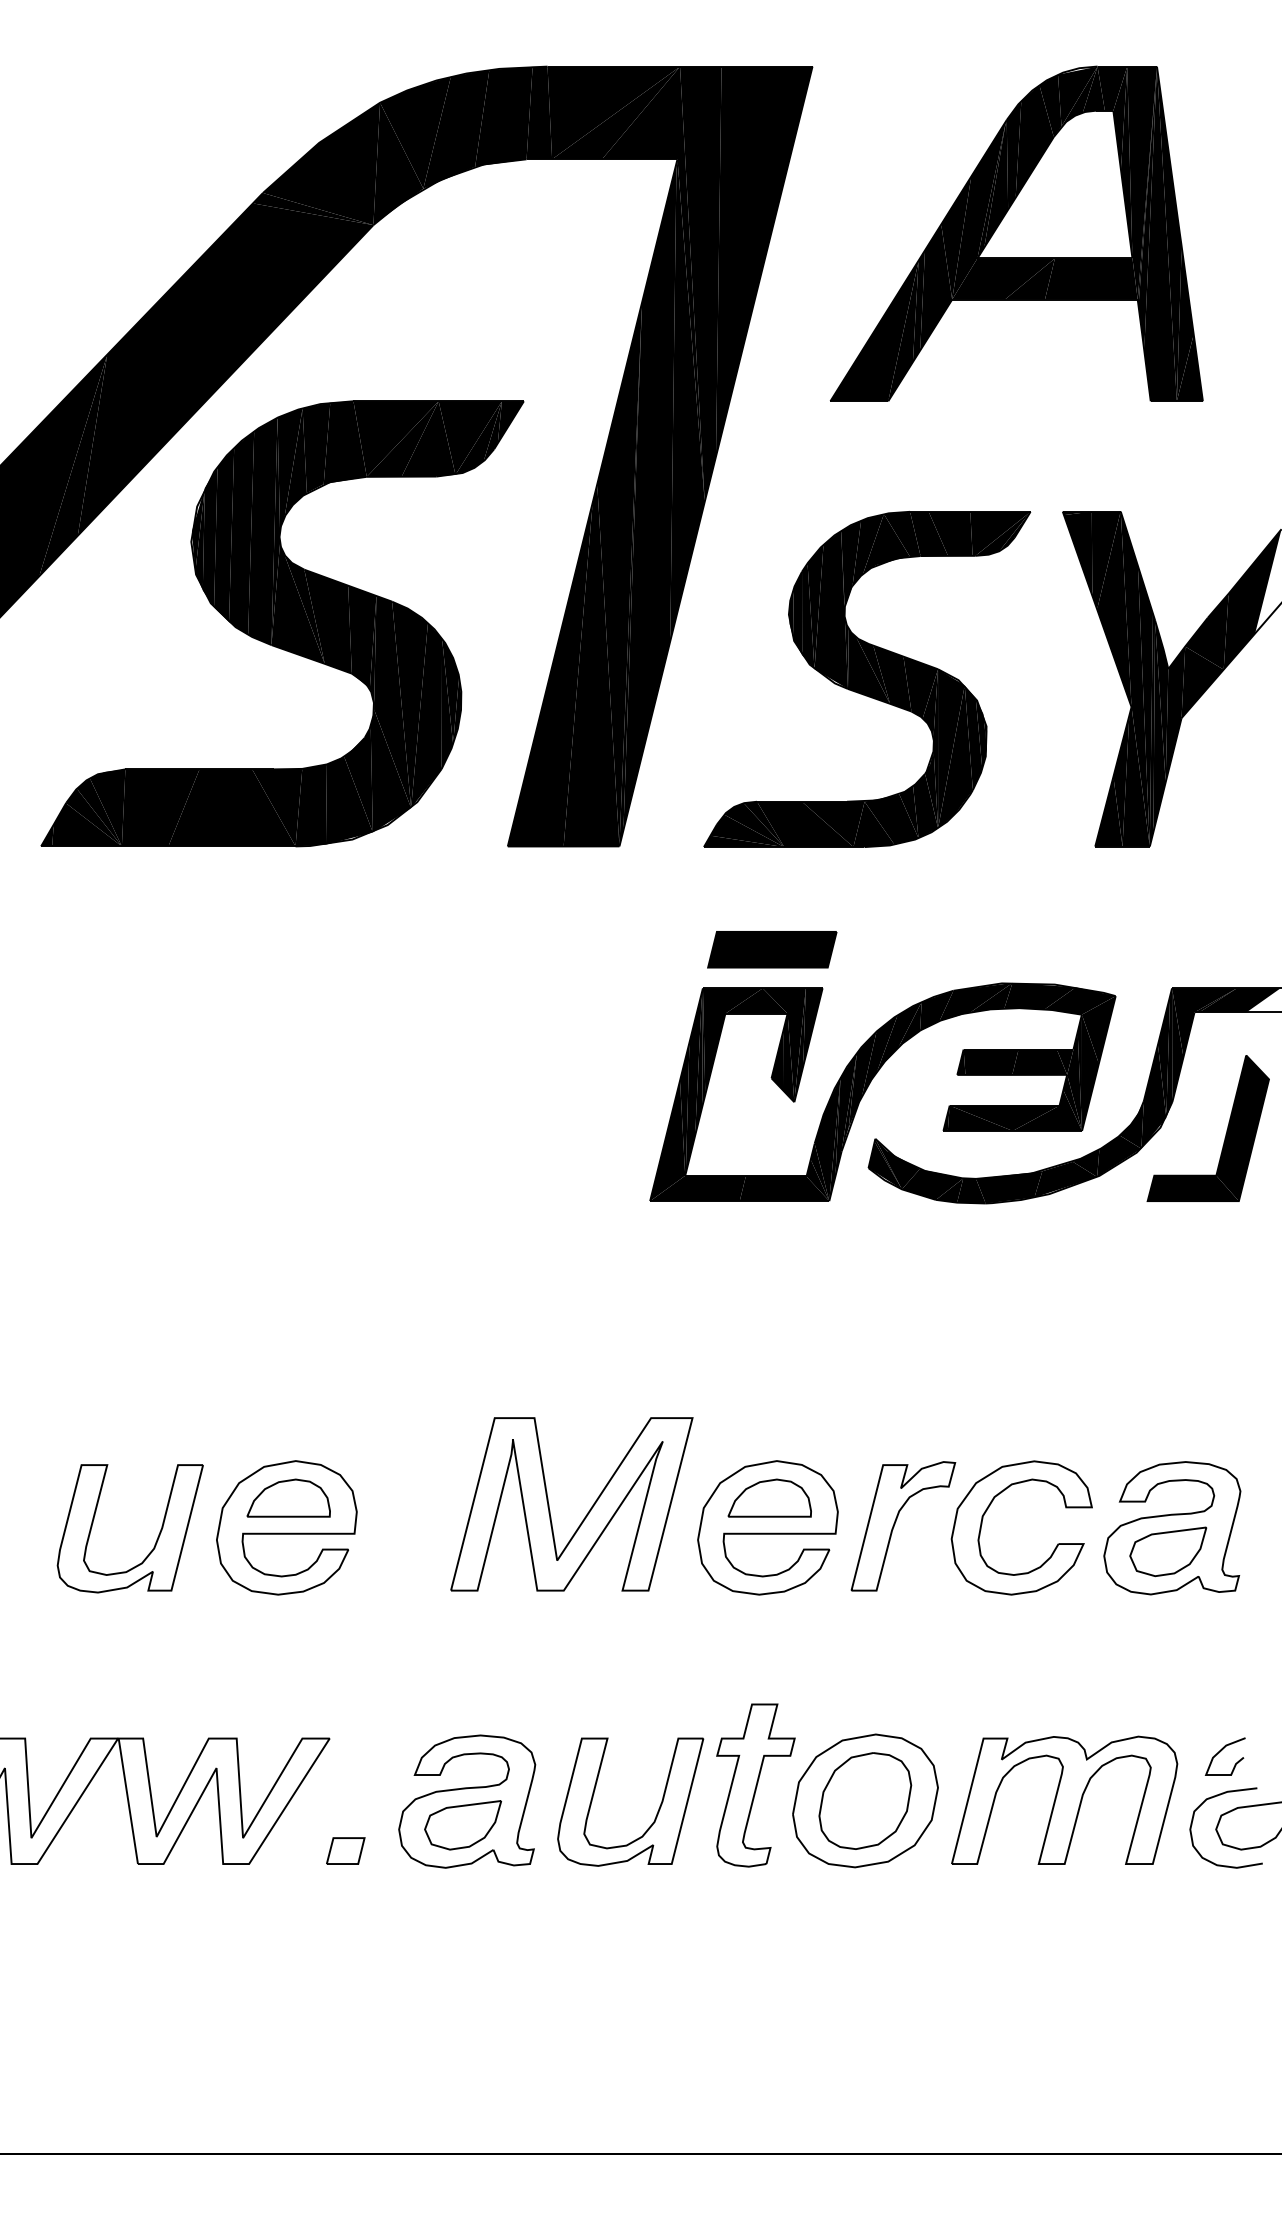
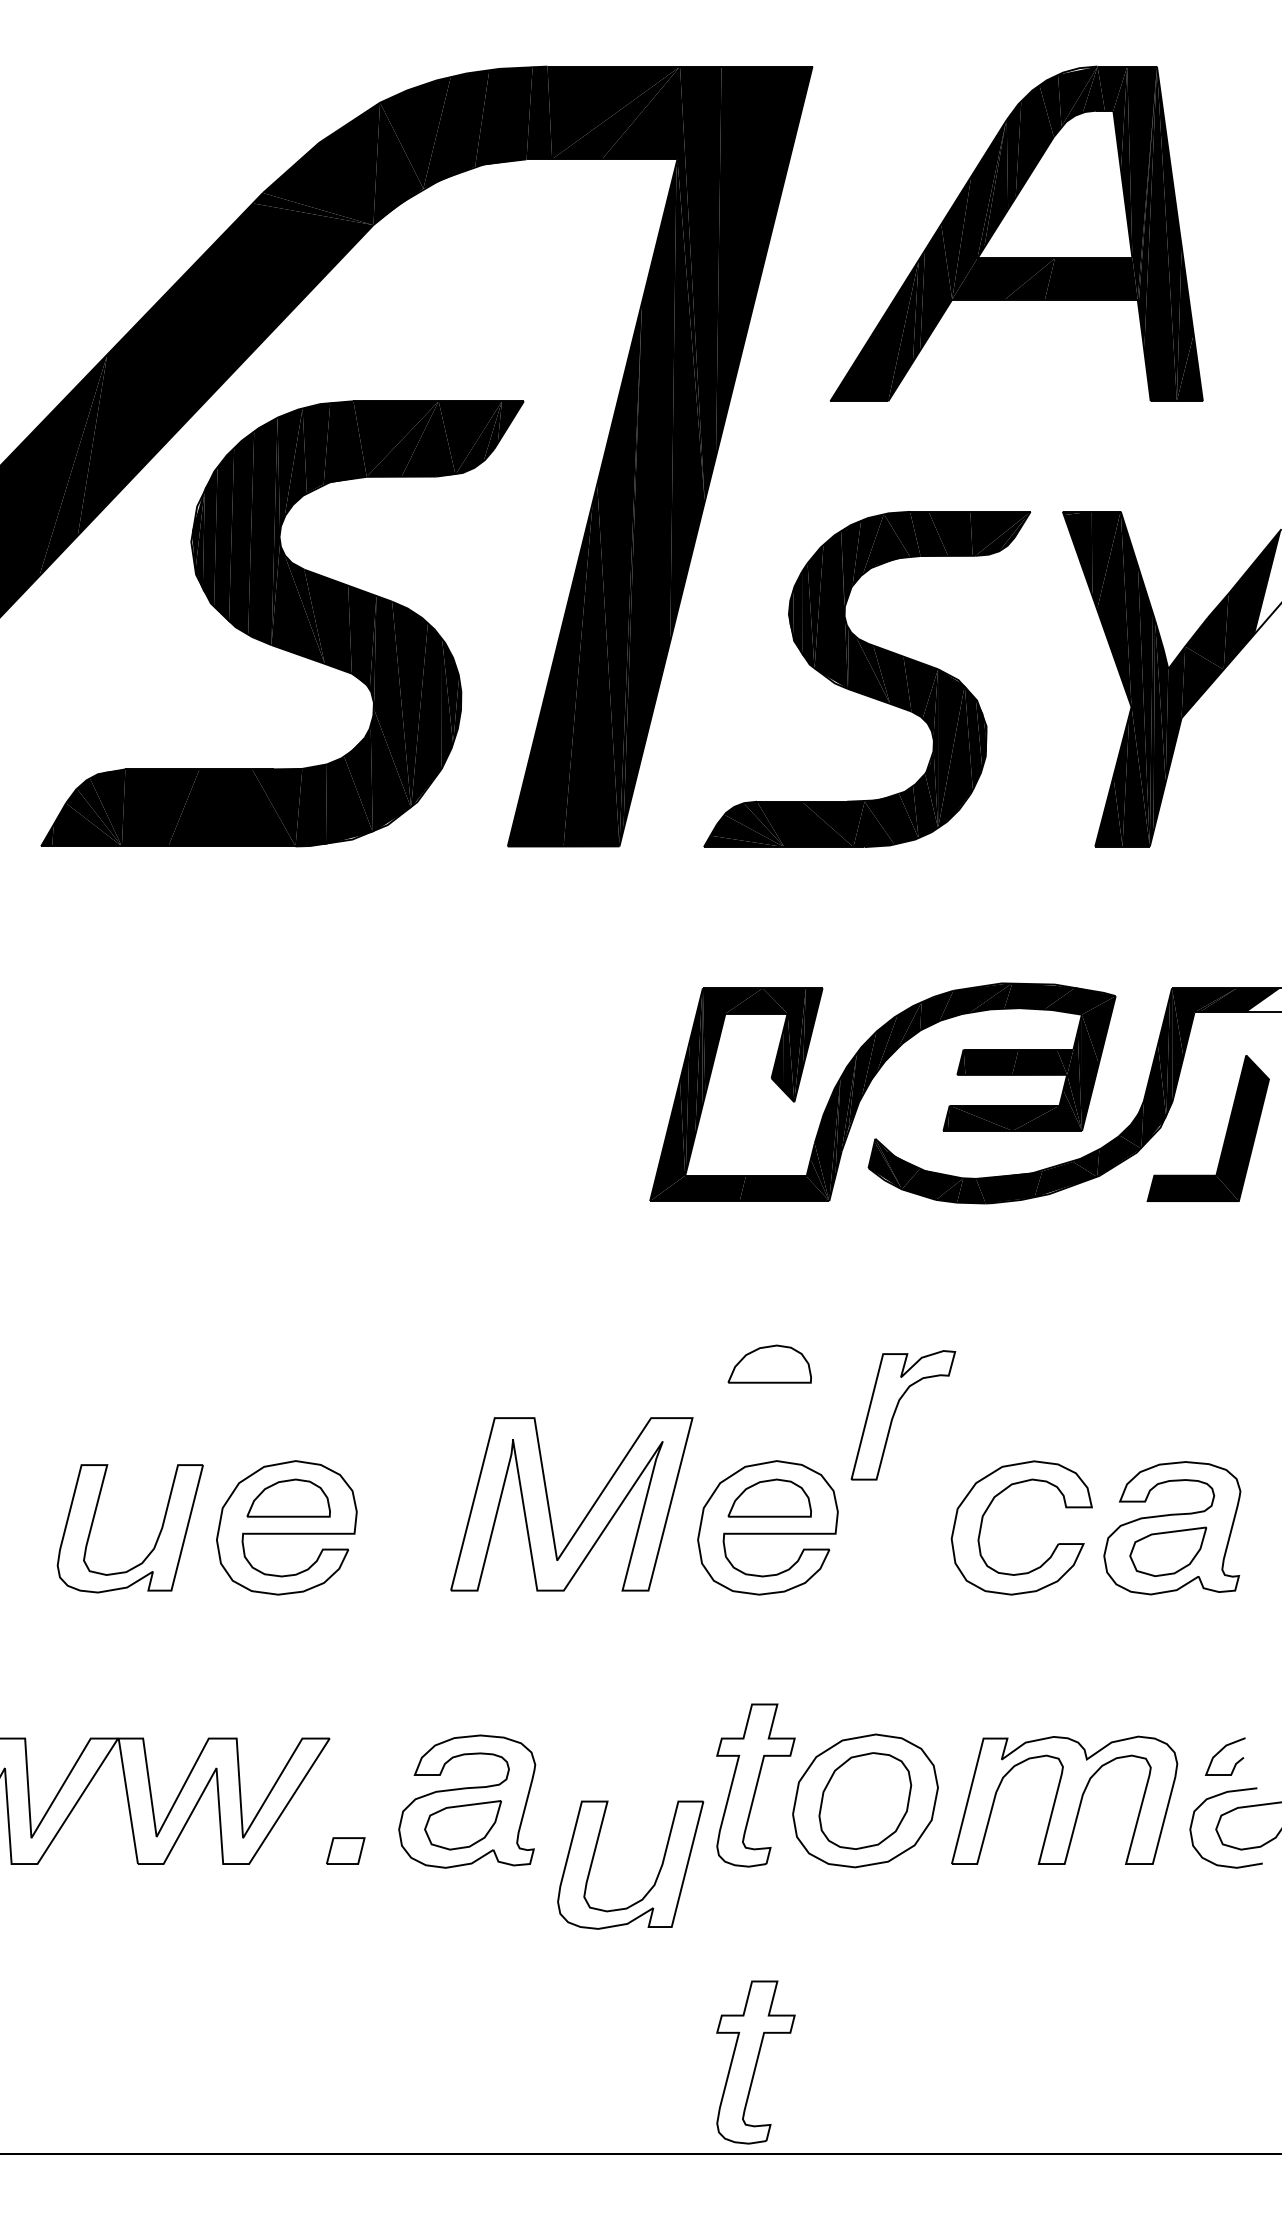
part: present -> none (772, 949)
part: none -> present (769, 1363)
part position: (895, 1524) -> (895, 1413) (895, 1413)
part position: (656, 1813) -> (656, 1876) (656, 1876)
part: none -> present (755, 2062)
